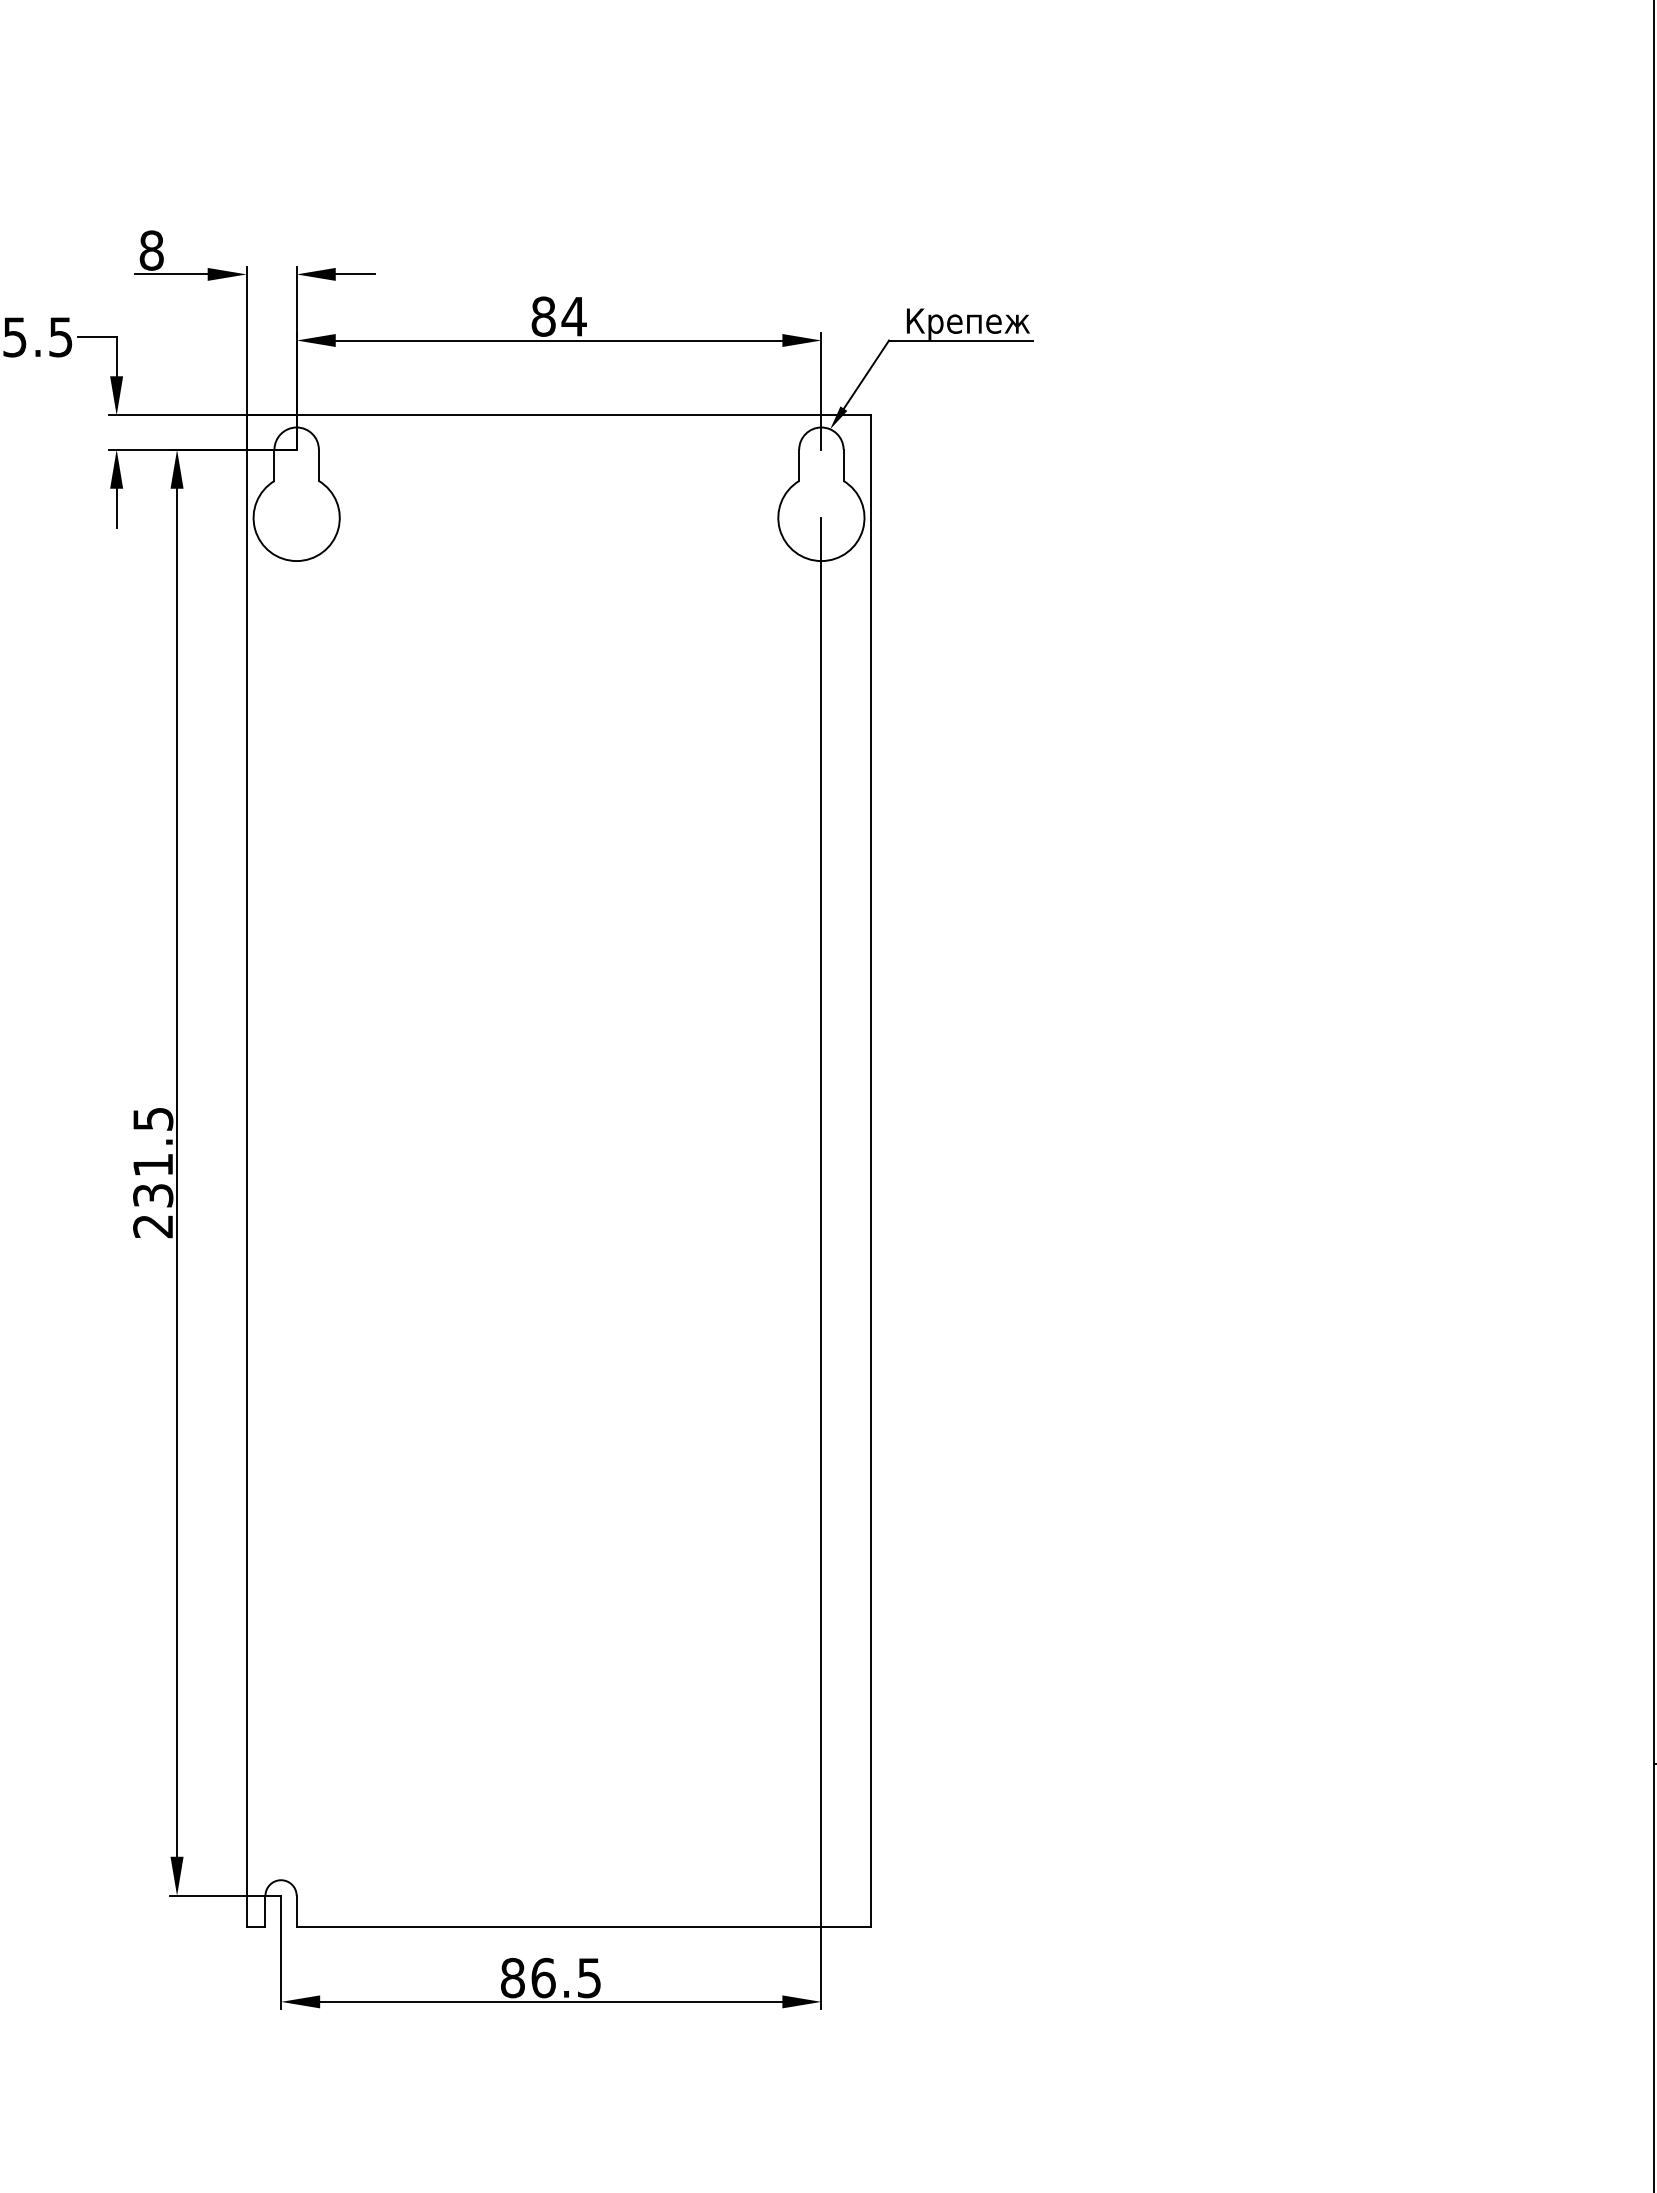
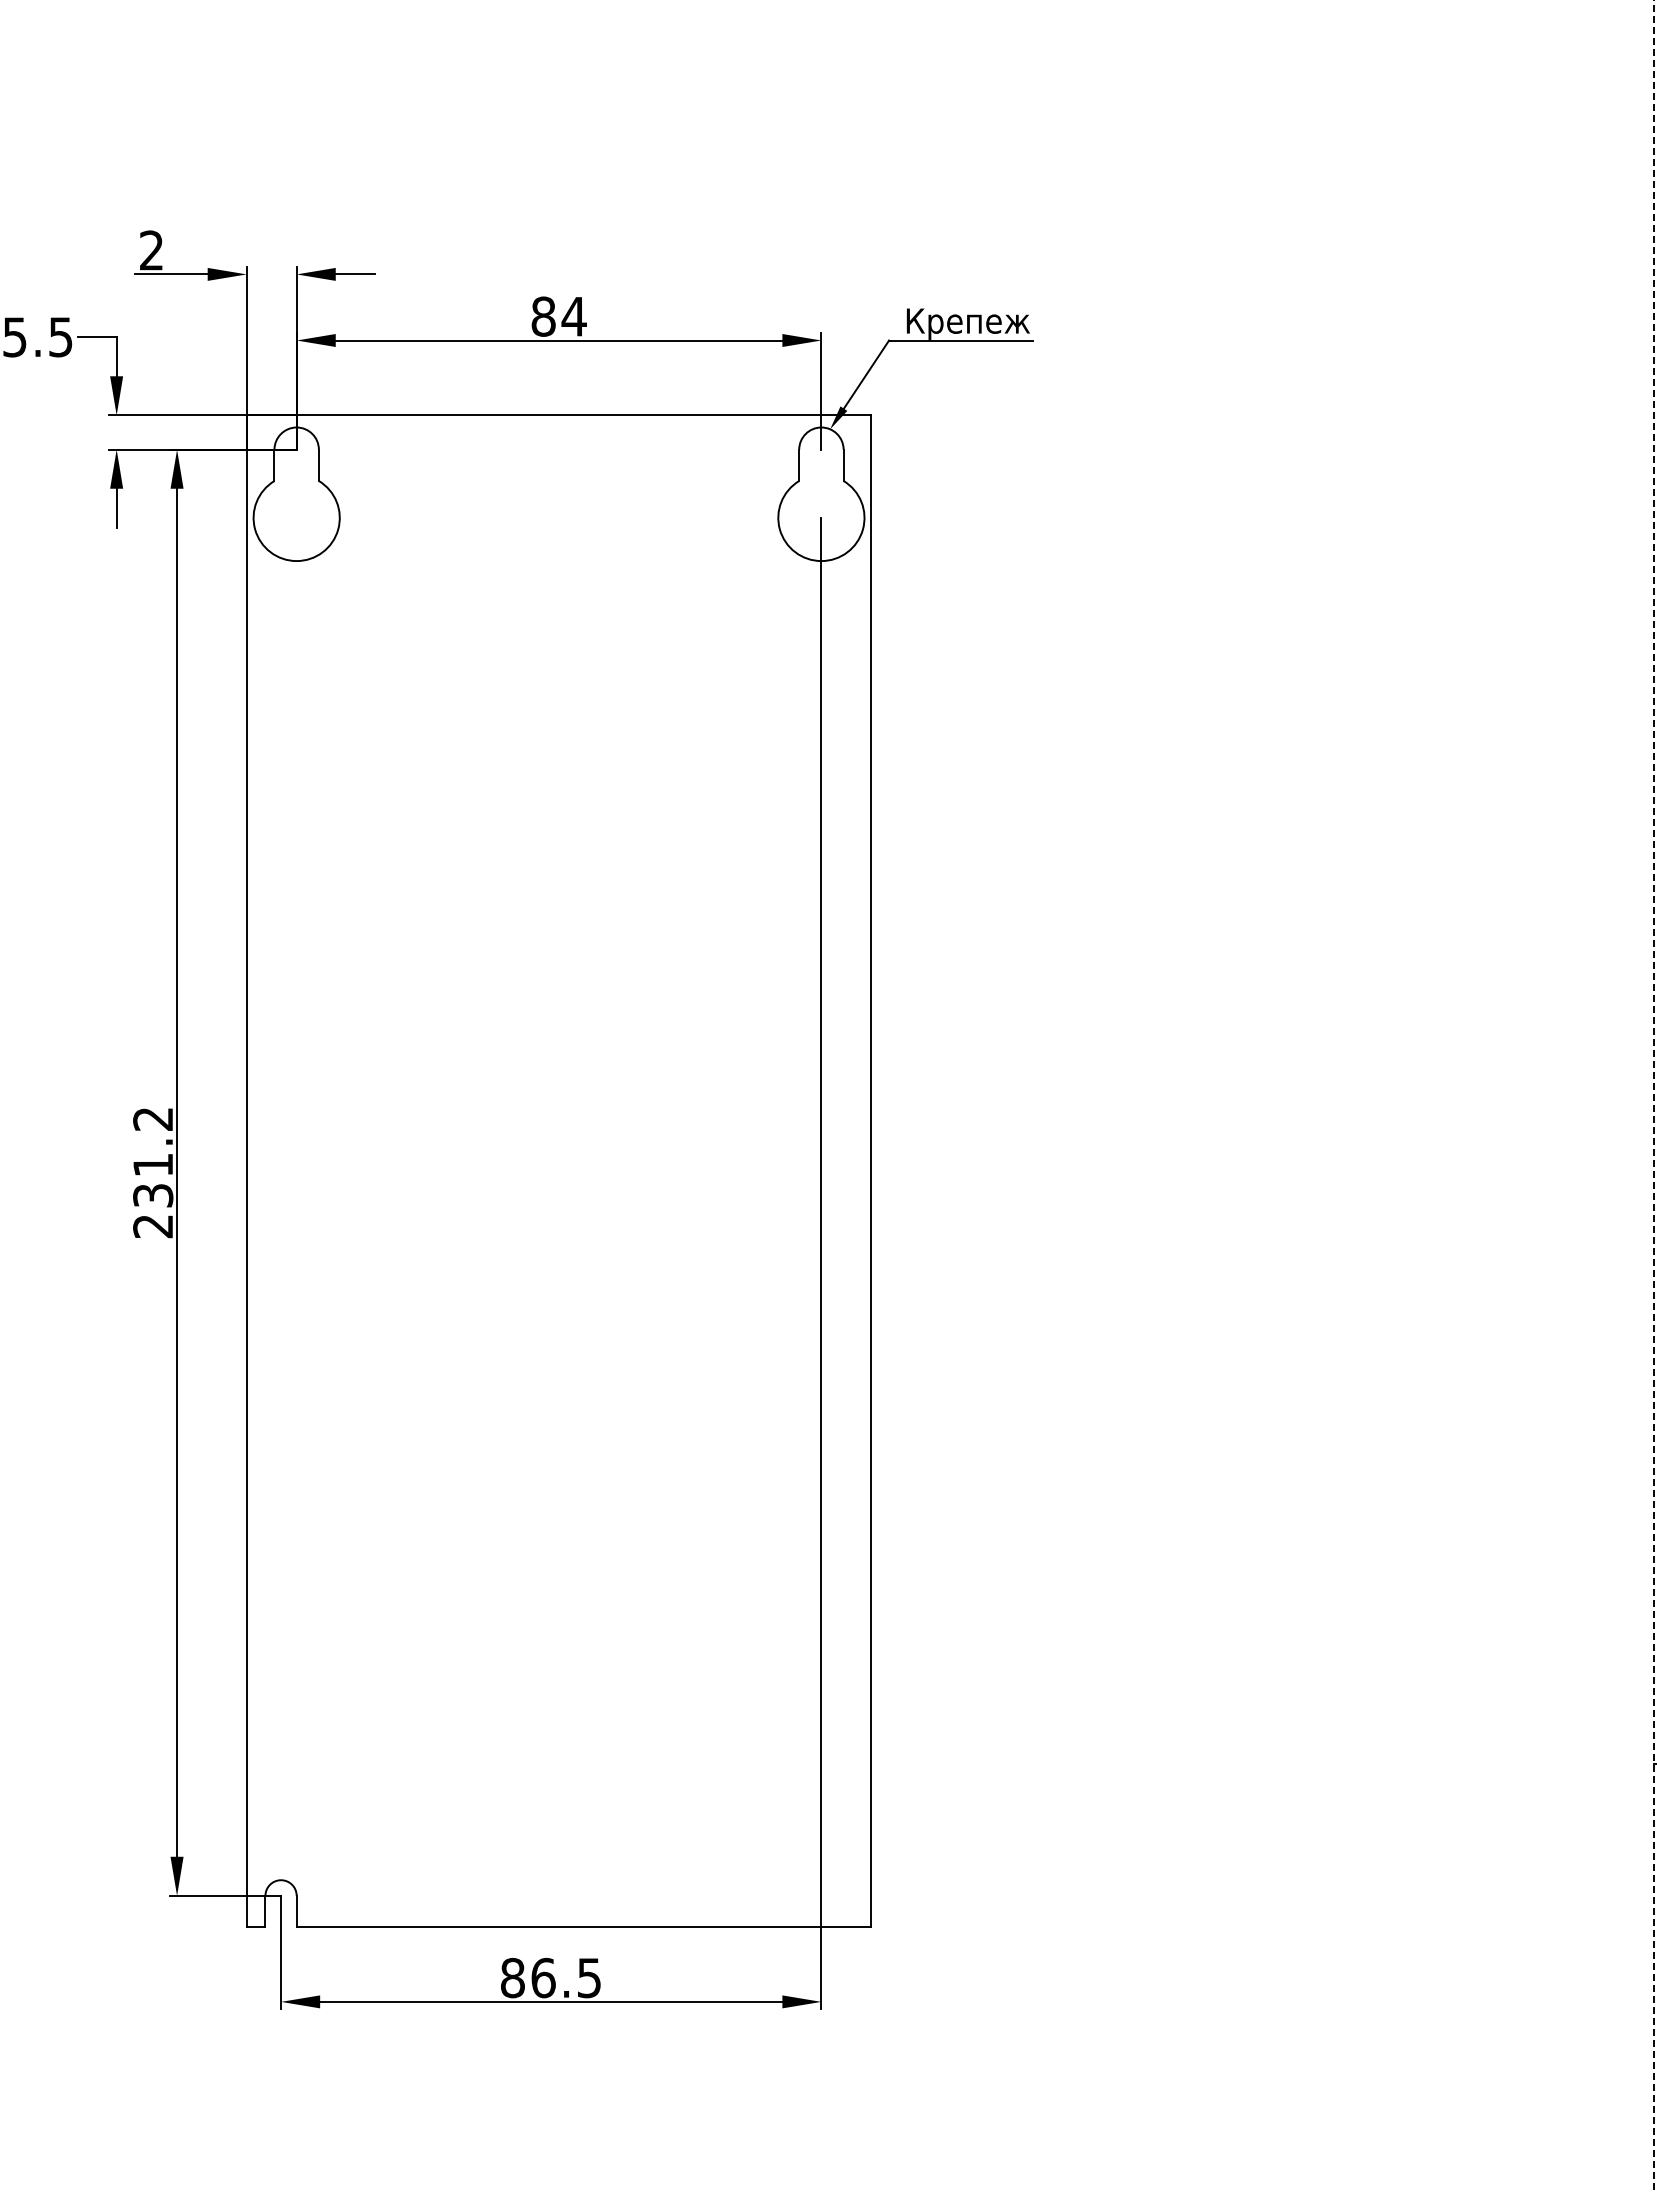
text: 8 -> 2 (151, 250)
line: solid -> dashed (1653, 1096)
text: 231.5 -> 231.2 (153, 1119)
